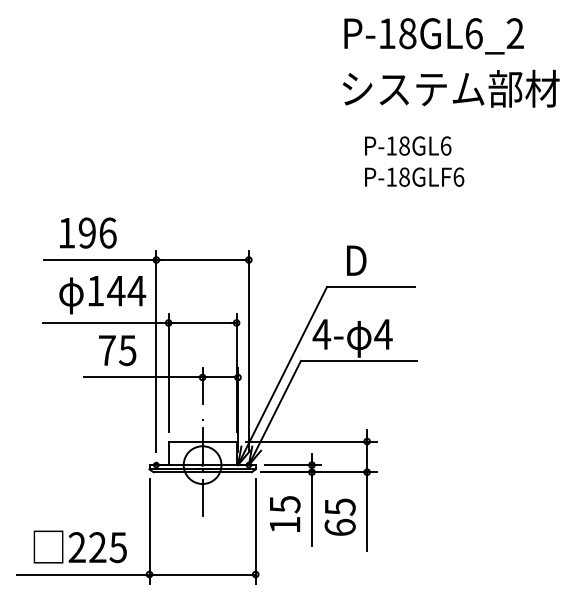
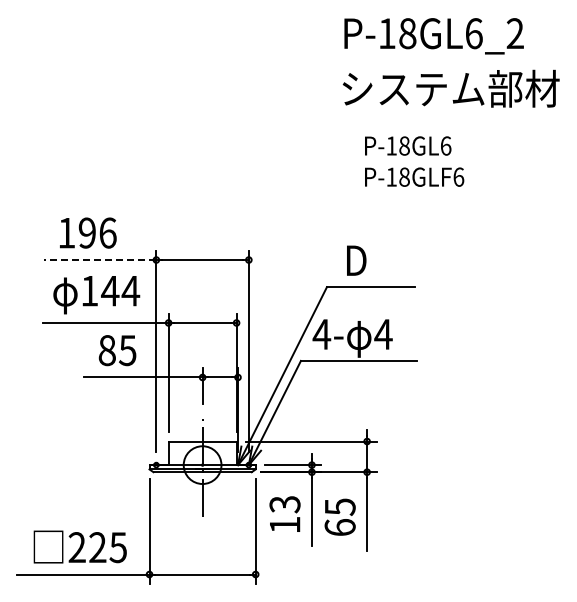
line: solid -> dashed (99, 260)
text position: (102, 295) -> (96, 295) (96, 295)
text: 75 -> 85 (106, 350)
text: 15 -> 13 (284, 504)
